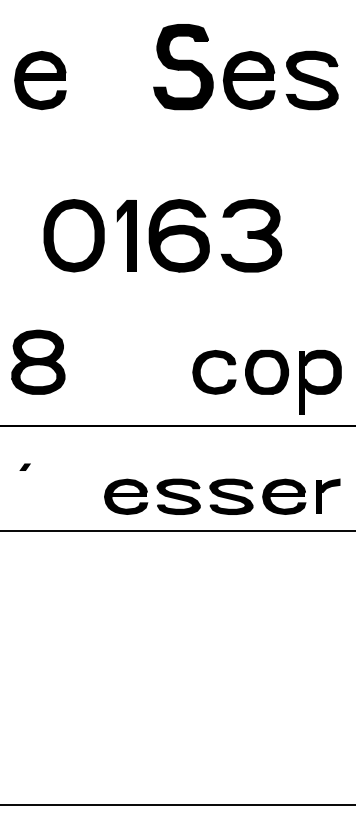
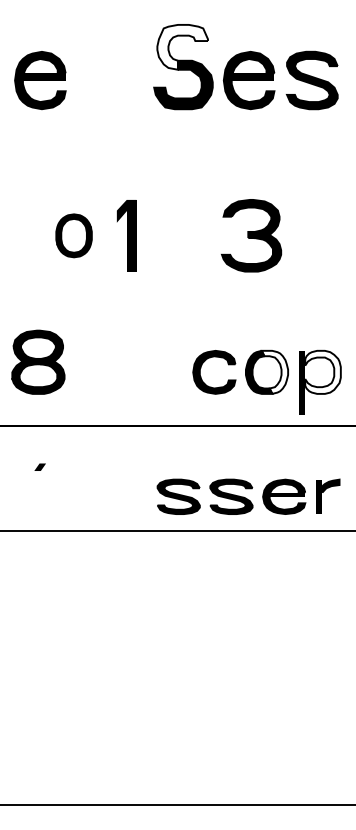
fill: present -> none (182, 46)
part size: 62x74 px -> 38x46 px (73, 235)
part: present -> none (178, 235)
fill: present -> none (274, 371)
fill: present -> none (322, 371)
part position: (24, 466) -> (39, 466) (39, 466)
part: present -> none (126, 496)
